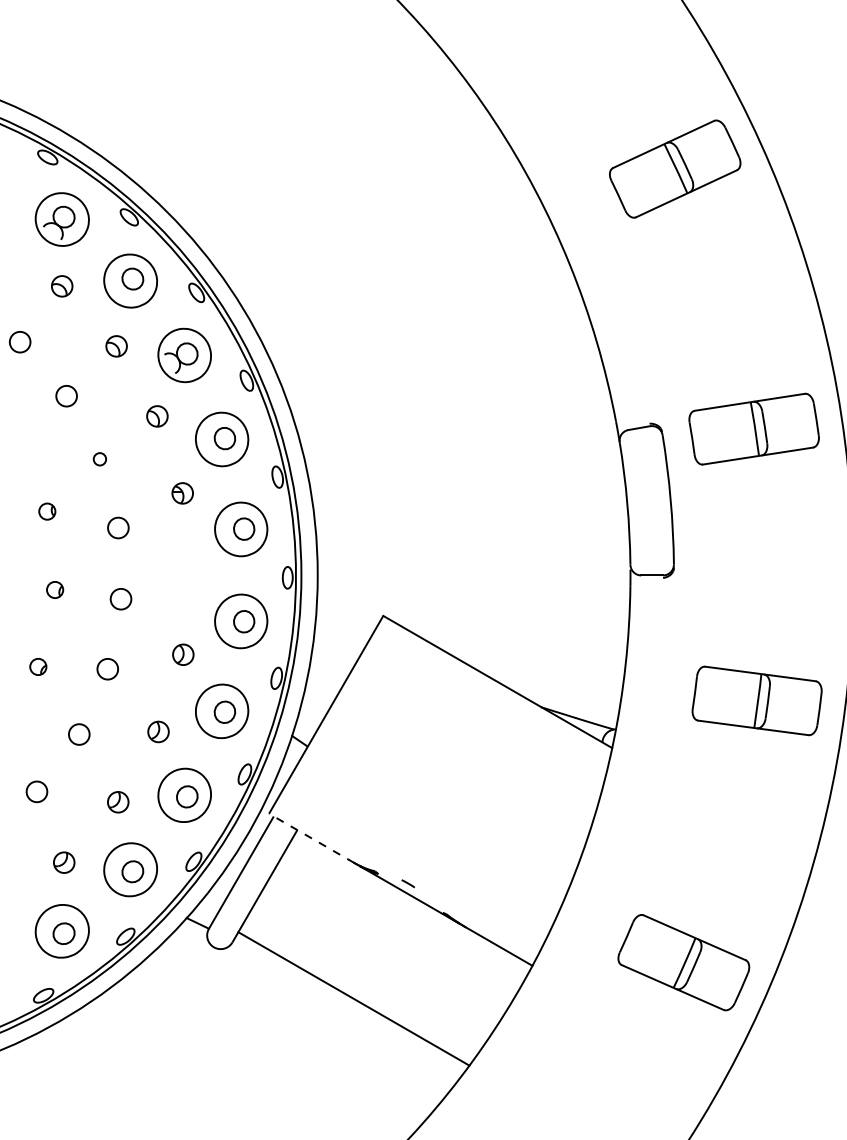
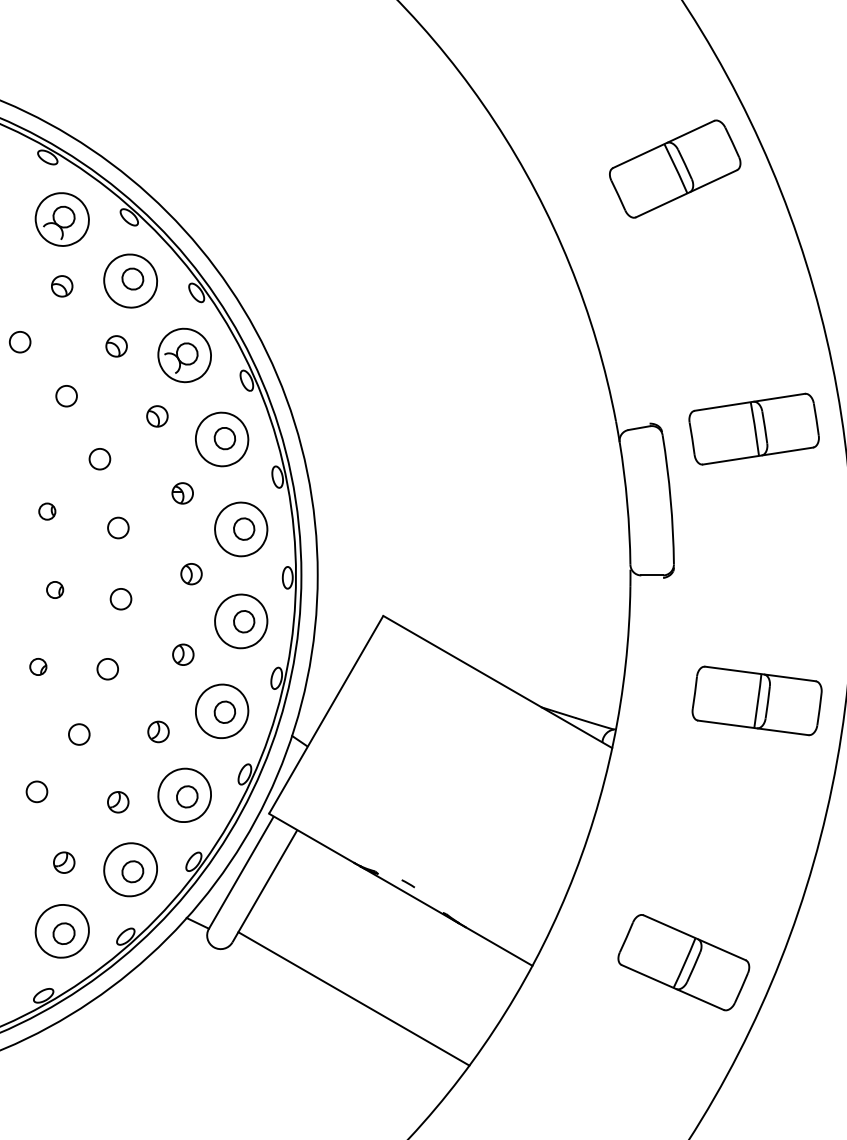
circle size: 15x15 px -> 24x23 px (99, 459)
part: none -> present (191, 574)
line: dashed -> solid (311, 838)
